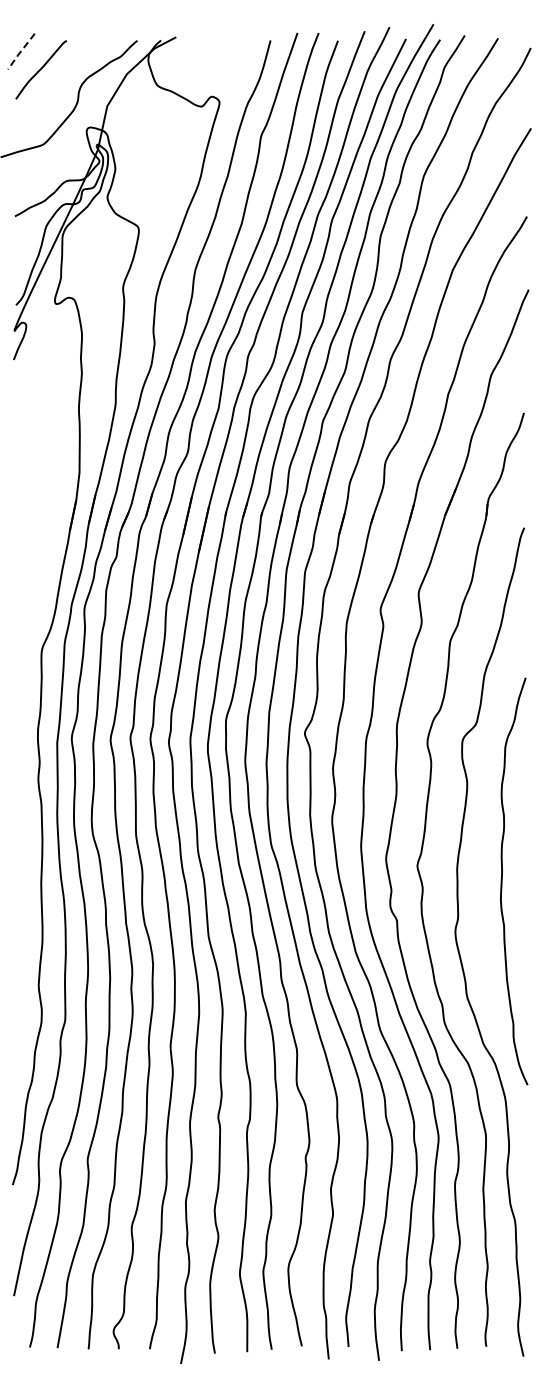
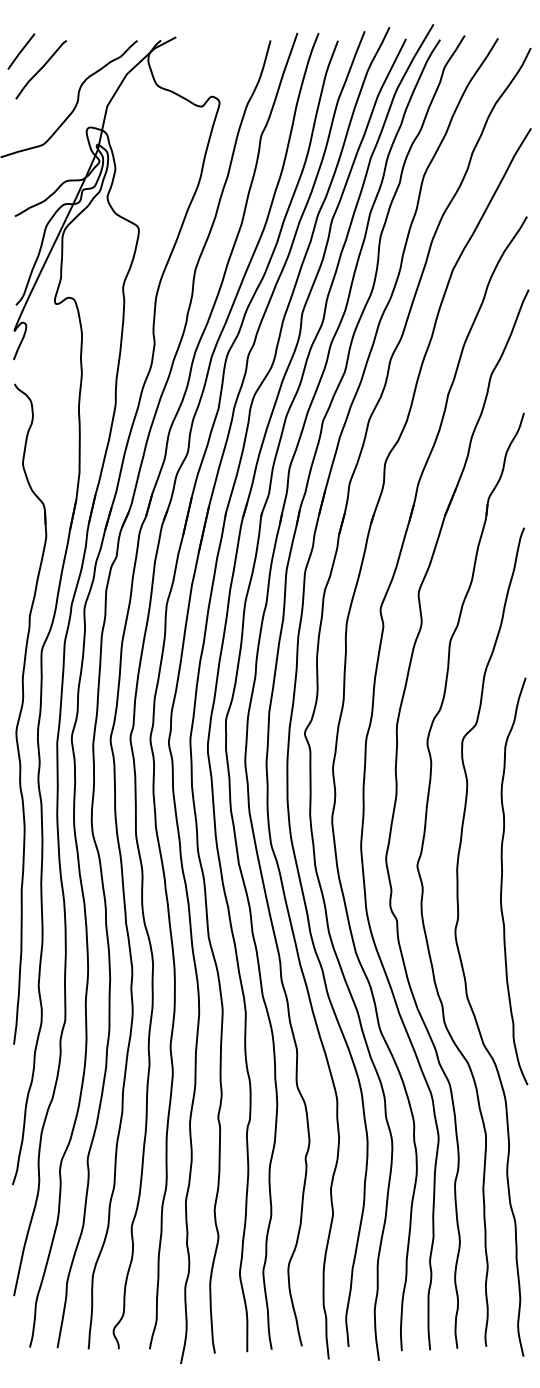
line: dashed -> solid (20, 51)
part: none -> present (22, 709)
